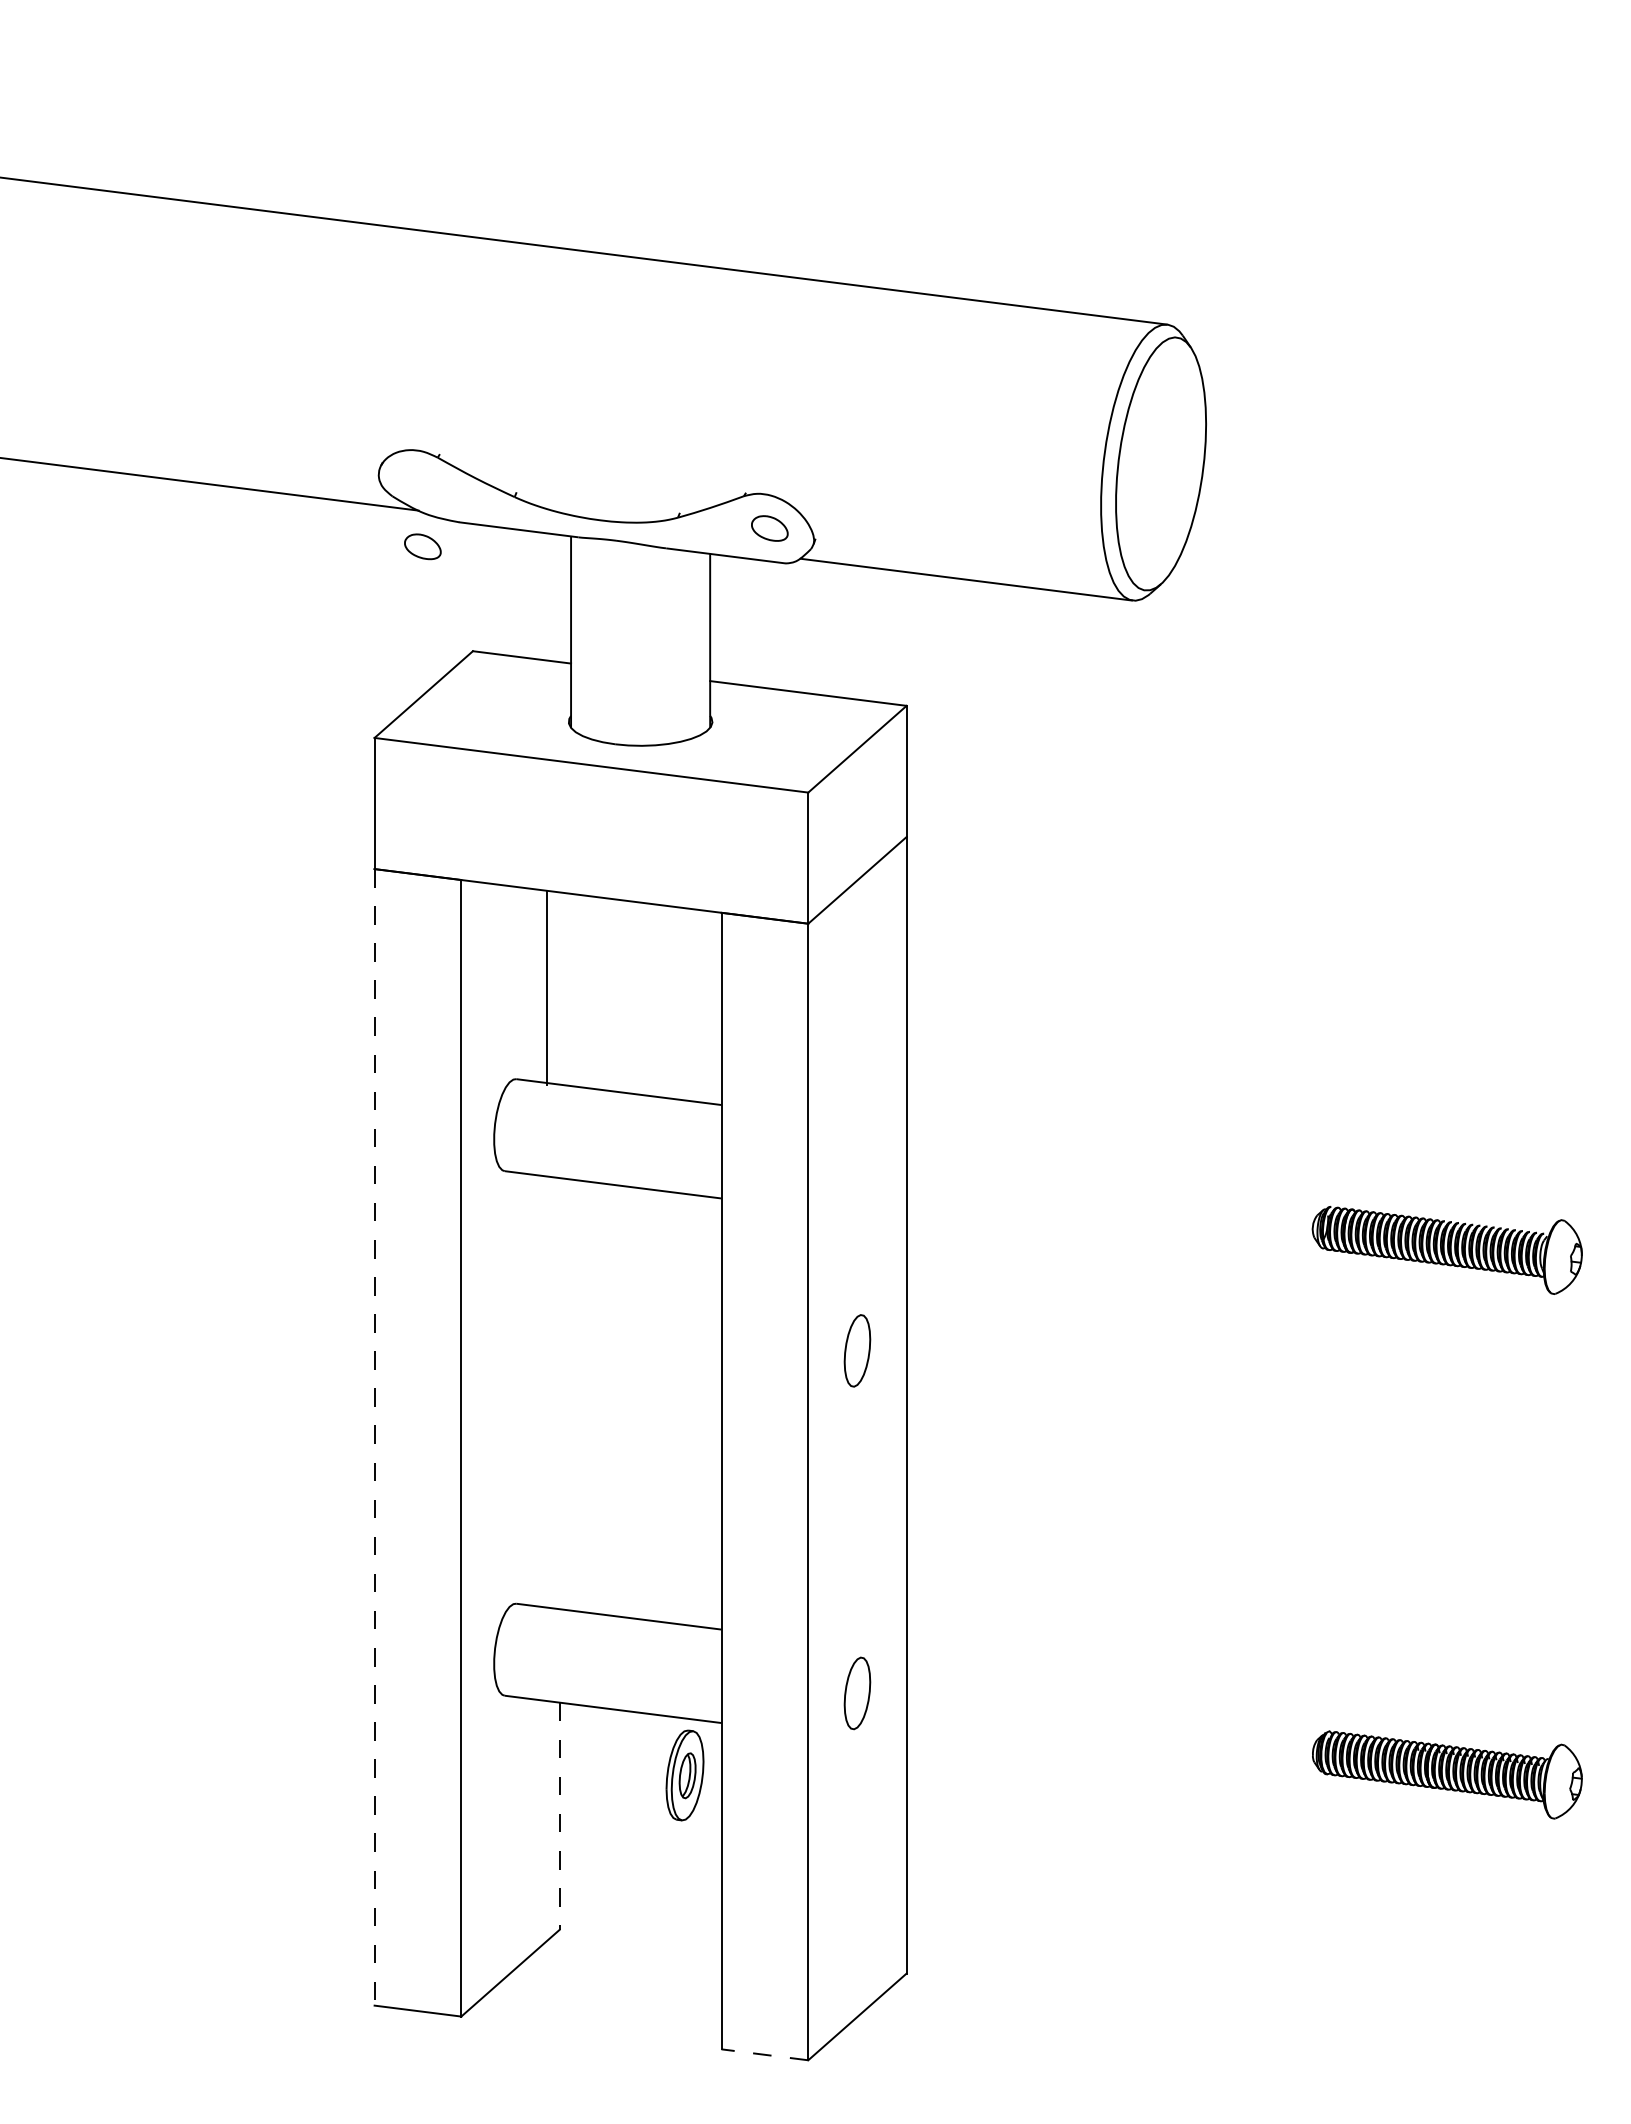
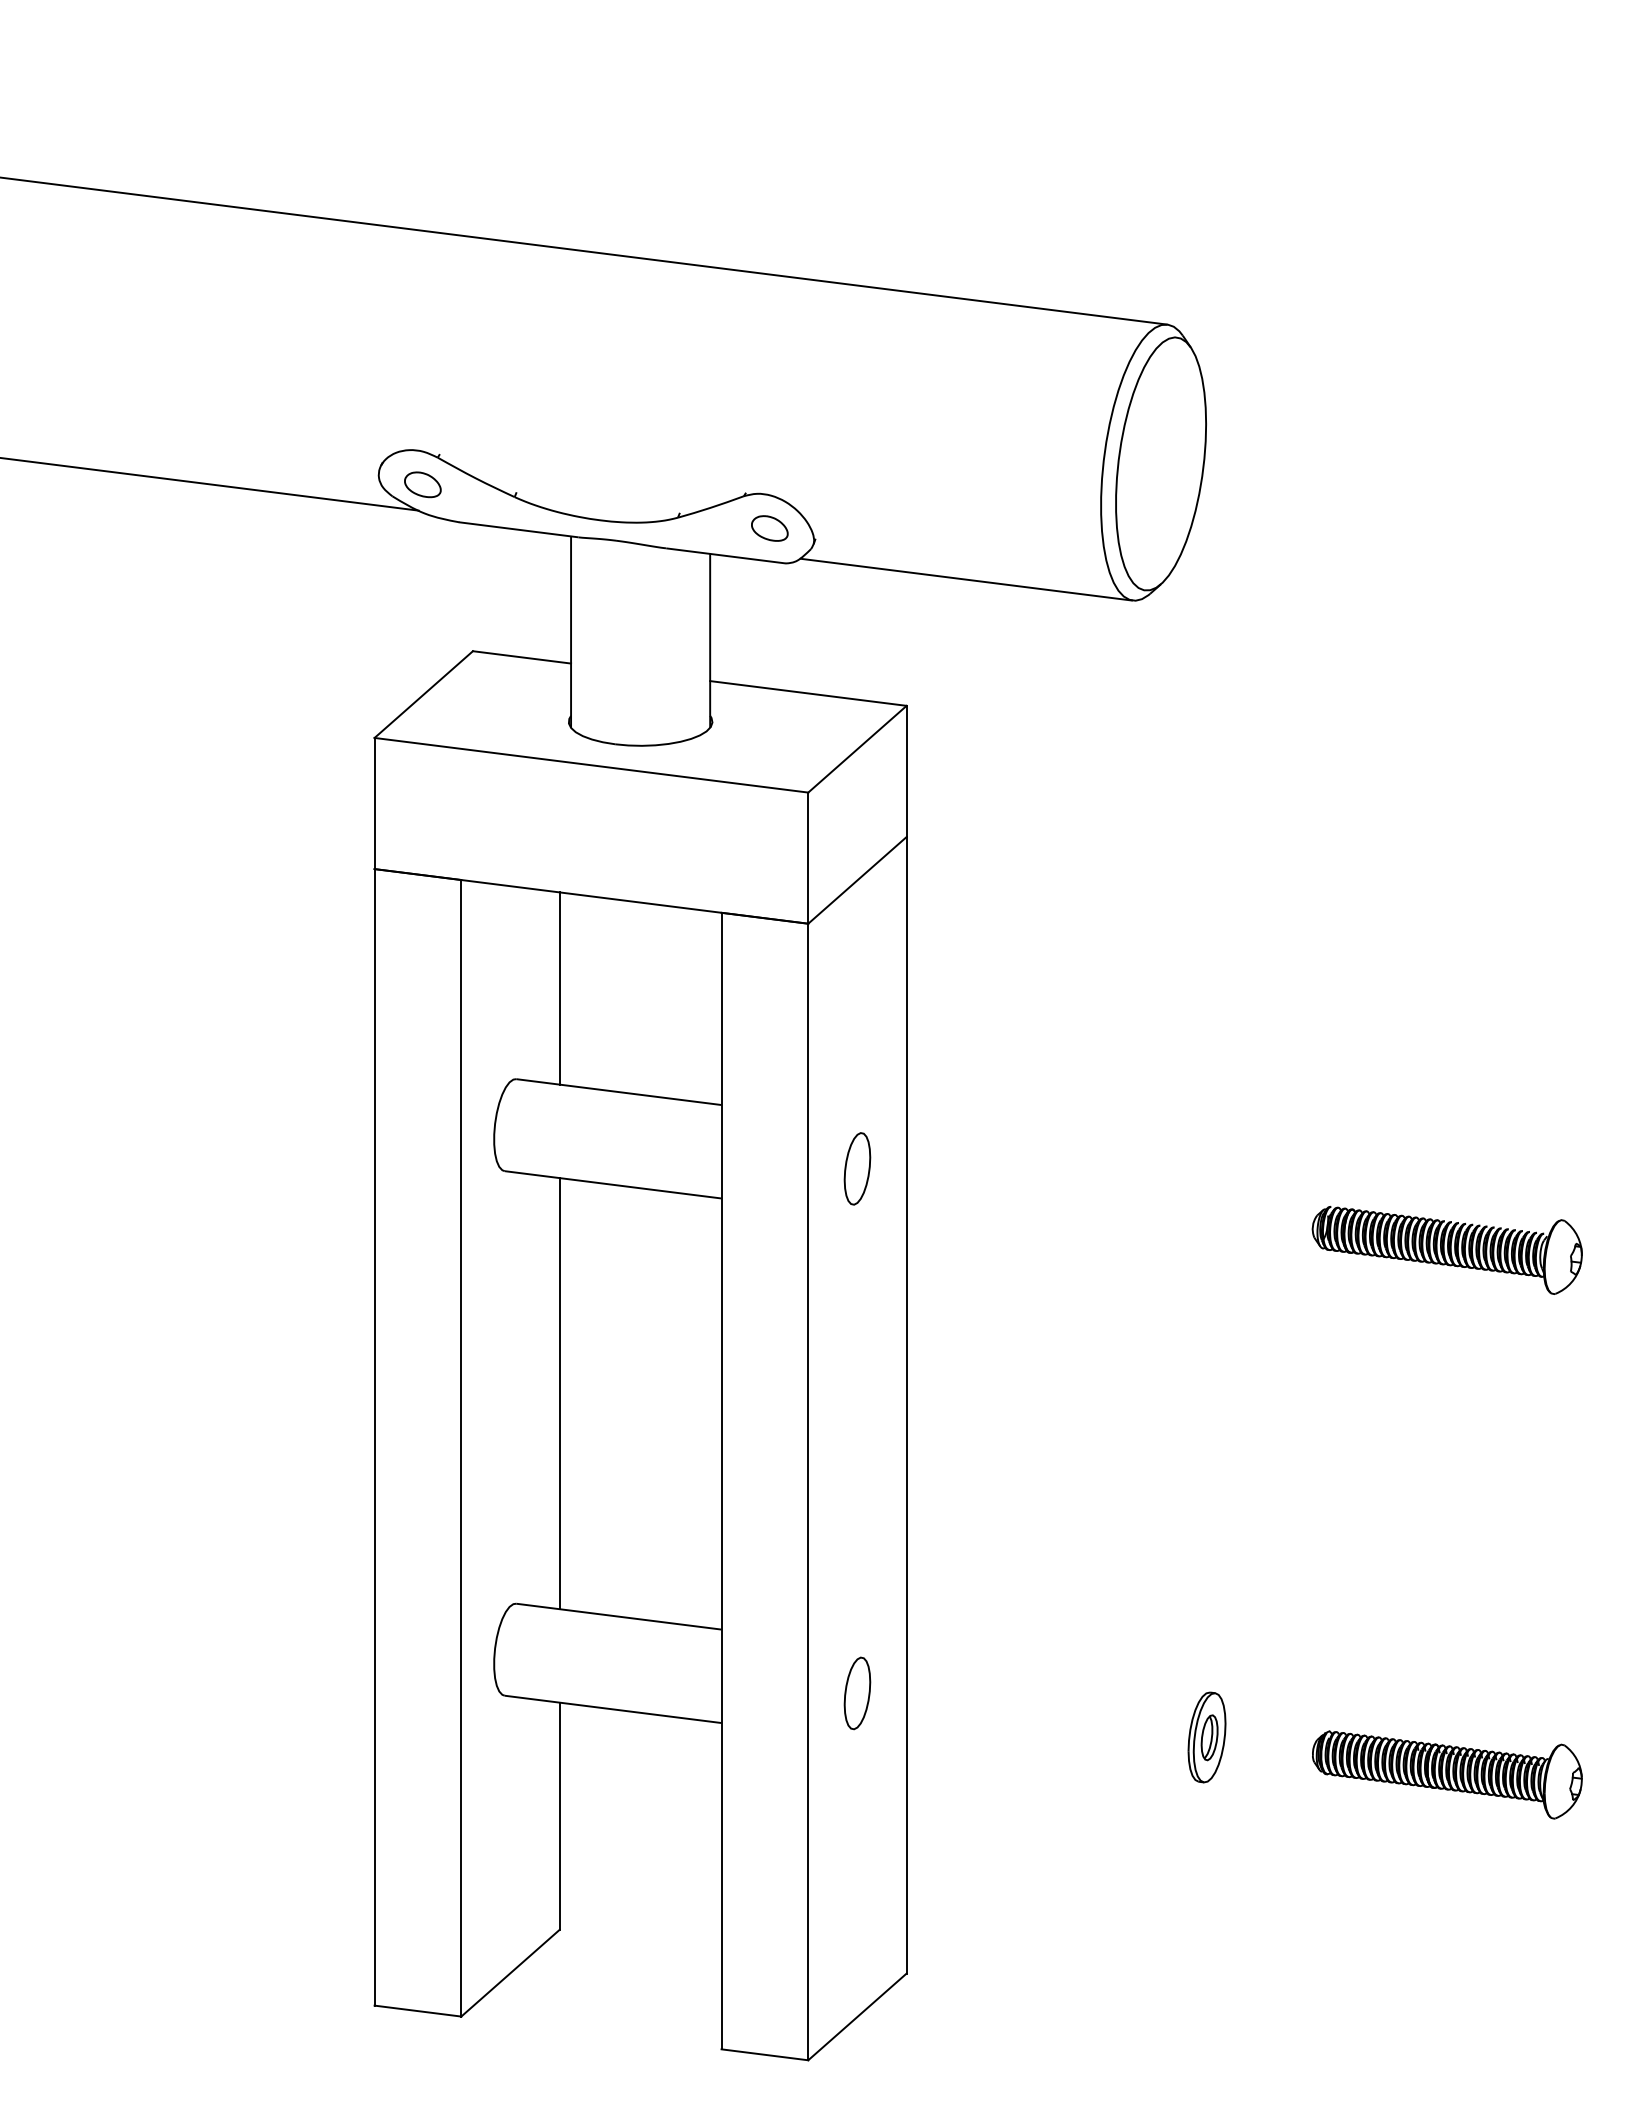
part position: (422, 546) -> (422, 484) (422, 484)
line position: (546, 988) -> (559, 988) (559, 988)
part position: (857, 1350) -> (857, 1168) (857, 1168)
line: none -> present (559, 1393)
line: dashed -> solid (374, 1437)
part position: (684, 1775) -> (1206, 1737) (1206, 1737)
line: dashed -> solid (559, 1816)
line: dashed -> solid (764, 2054)
